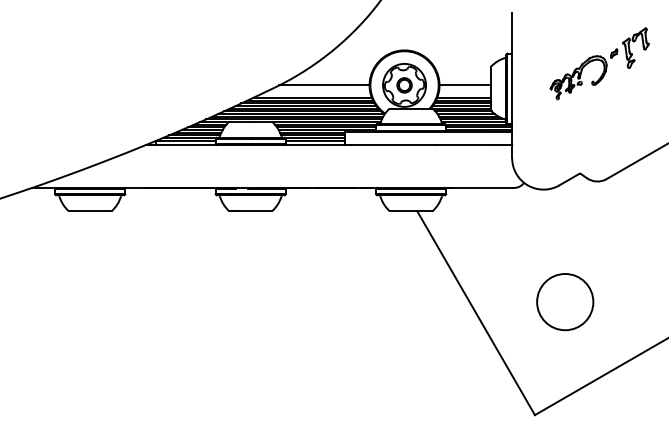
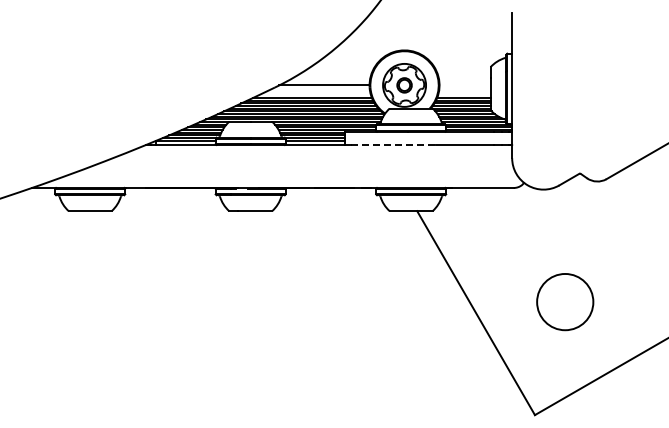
part: present -> none (599, 63)
line: present -> none (464, 85)
line: solid -> dashed (393, 144)
